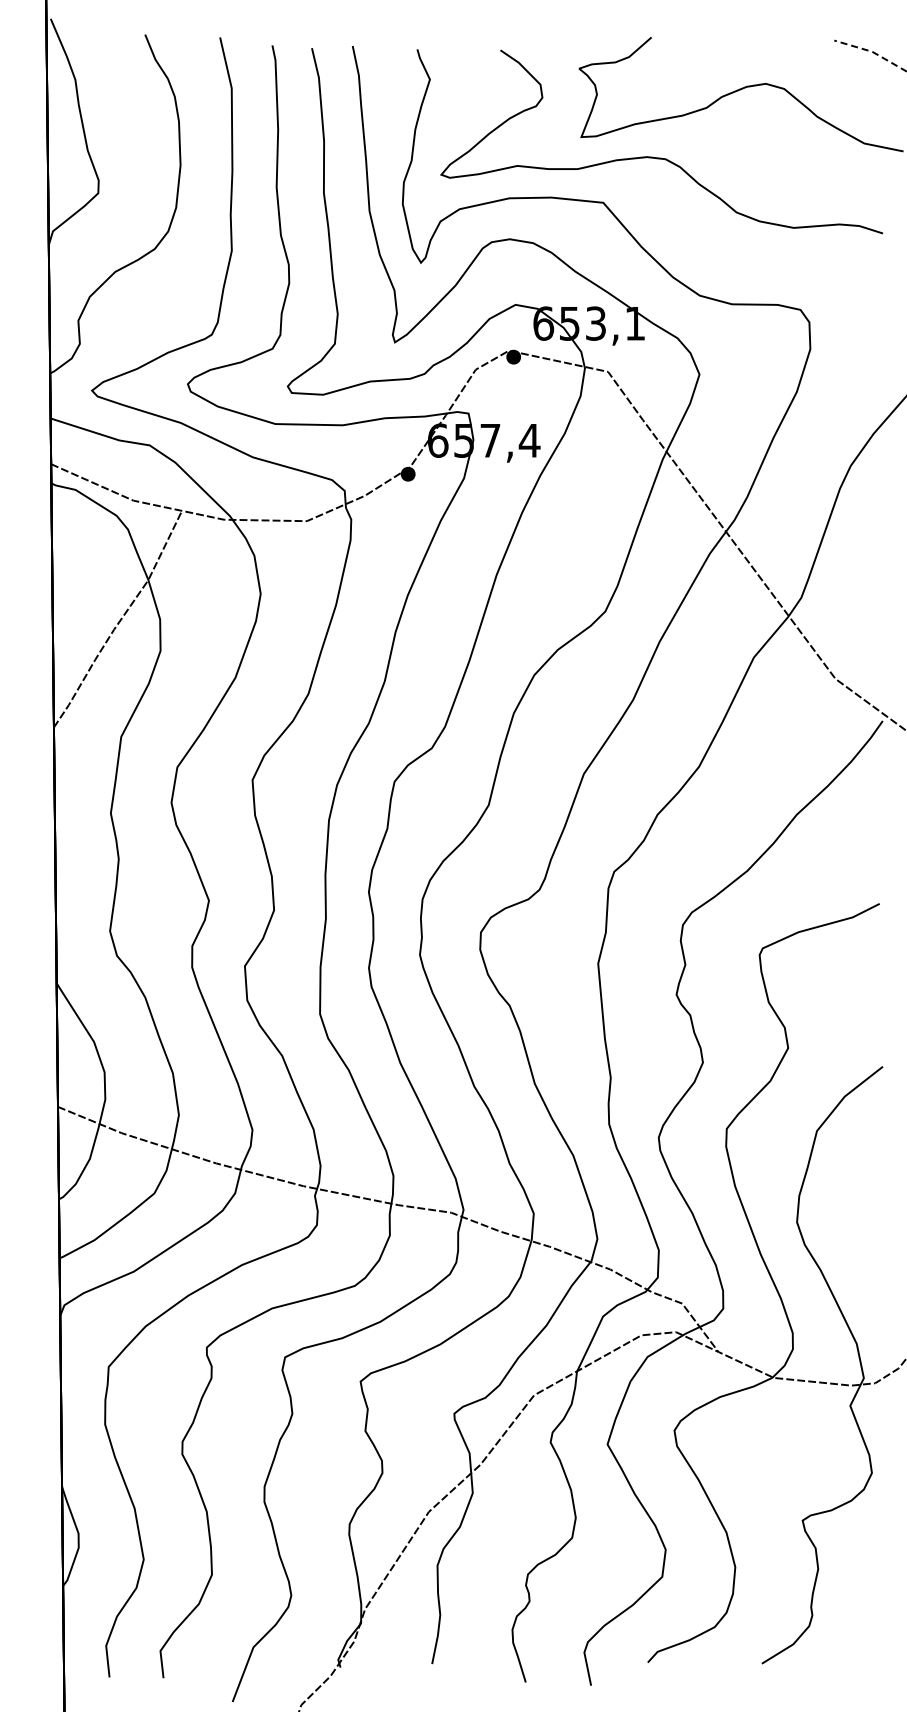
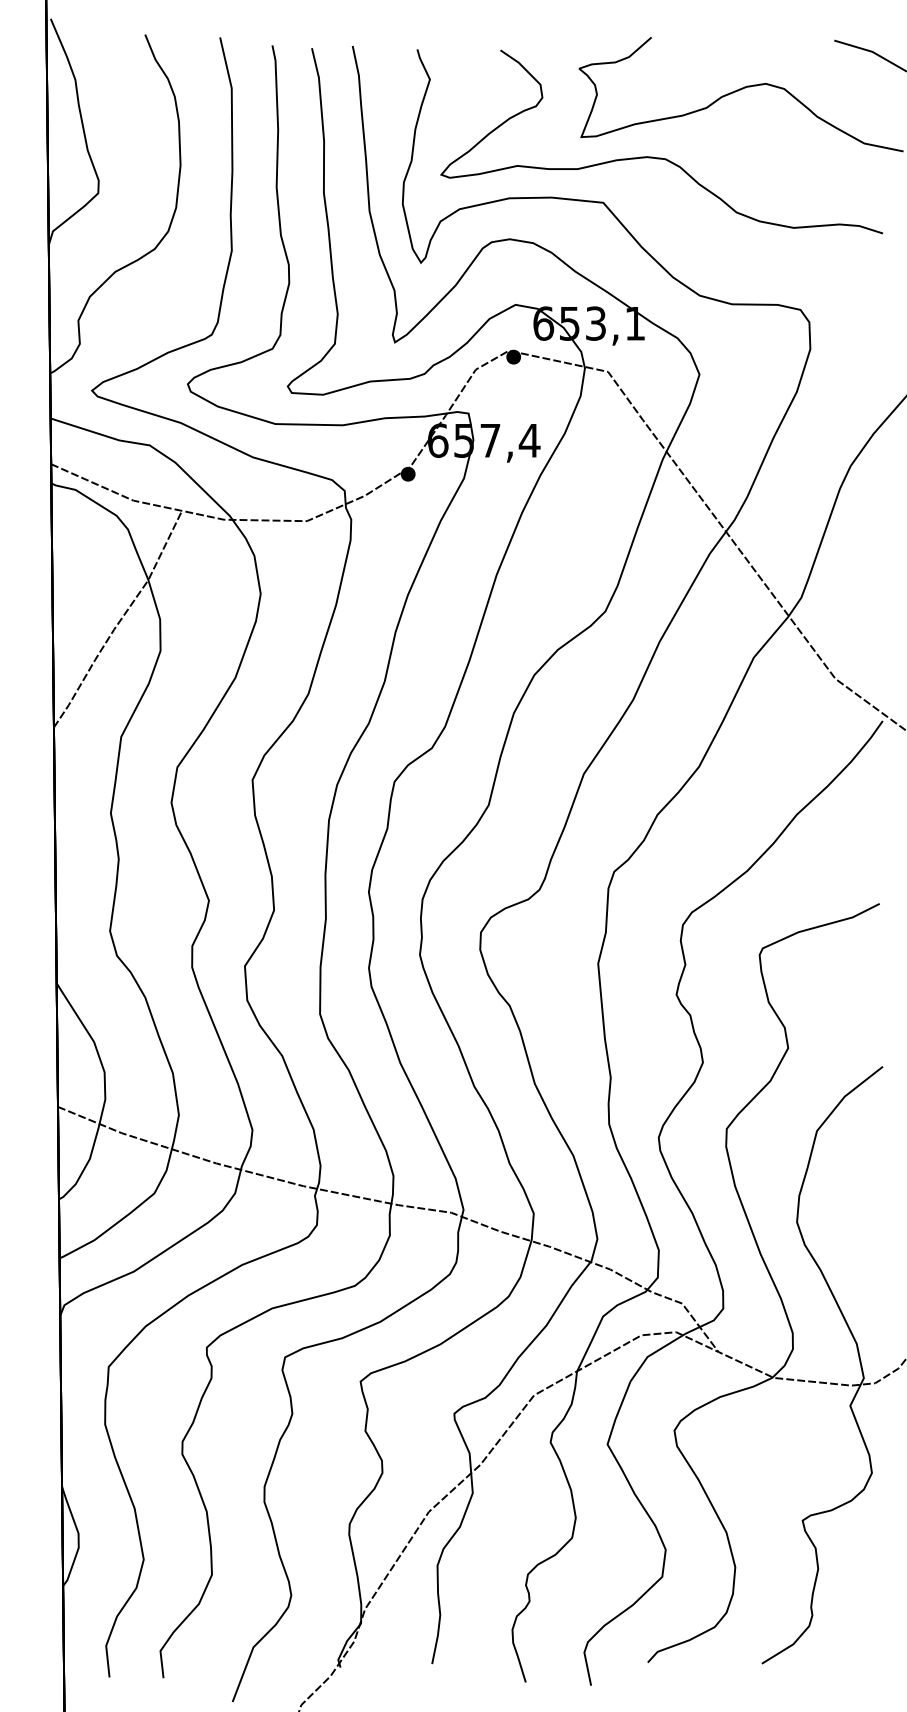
line: dashed -> solid (872, 51)
